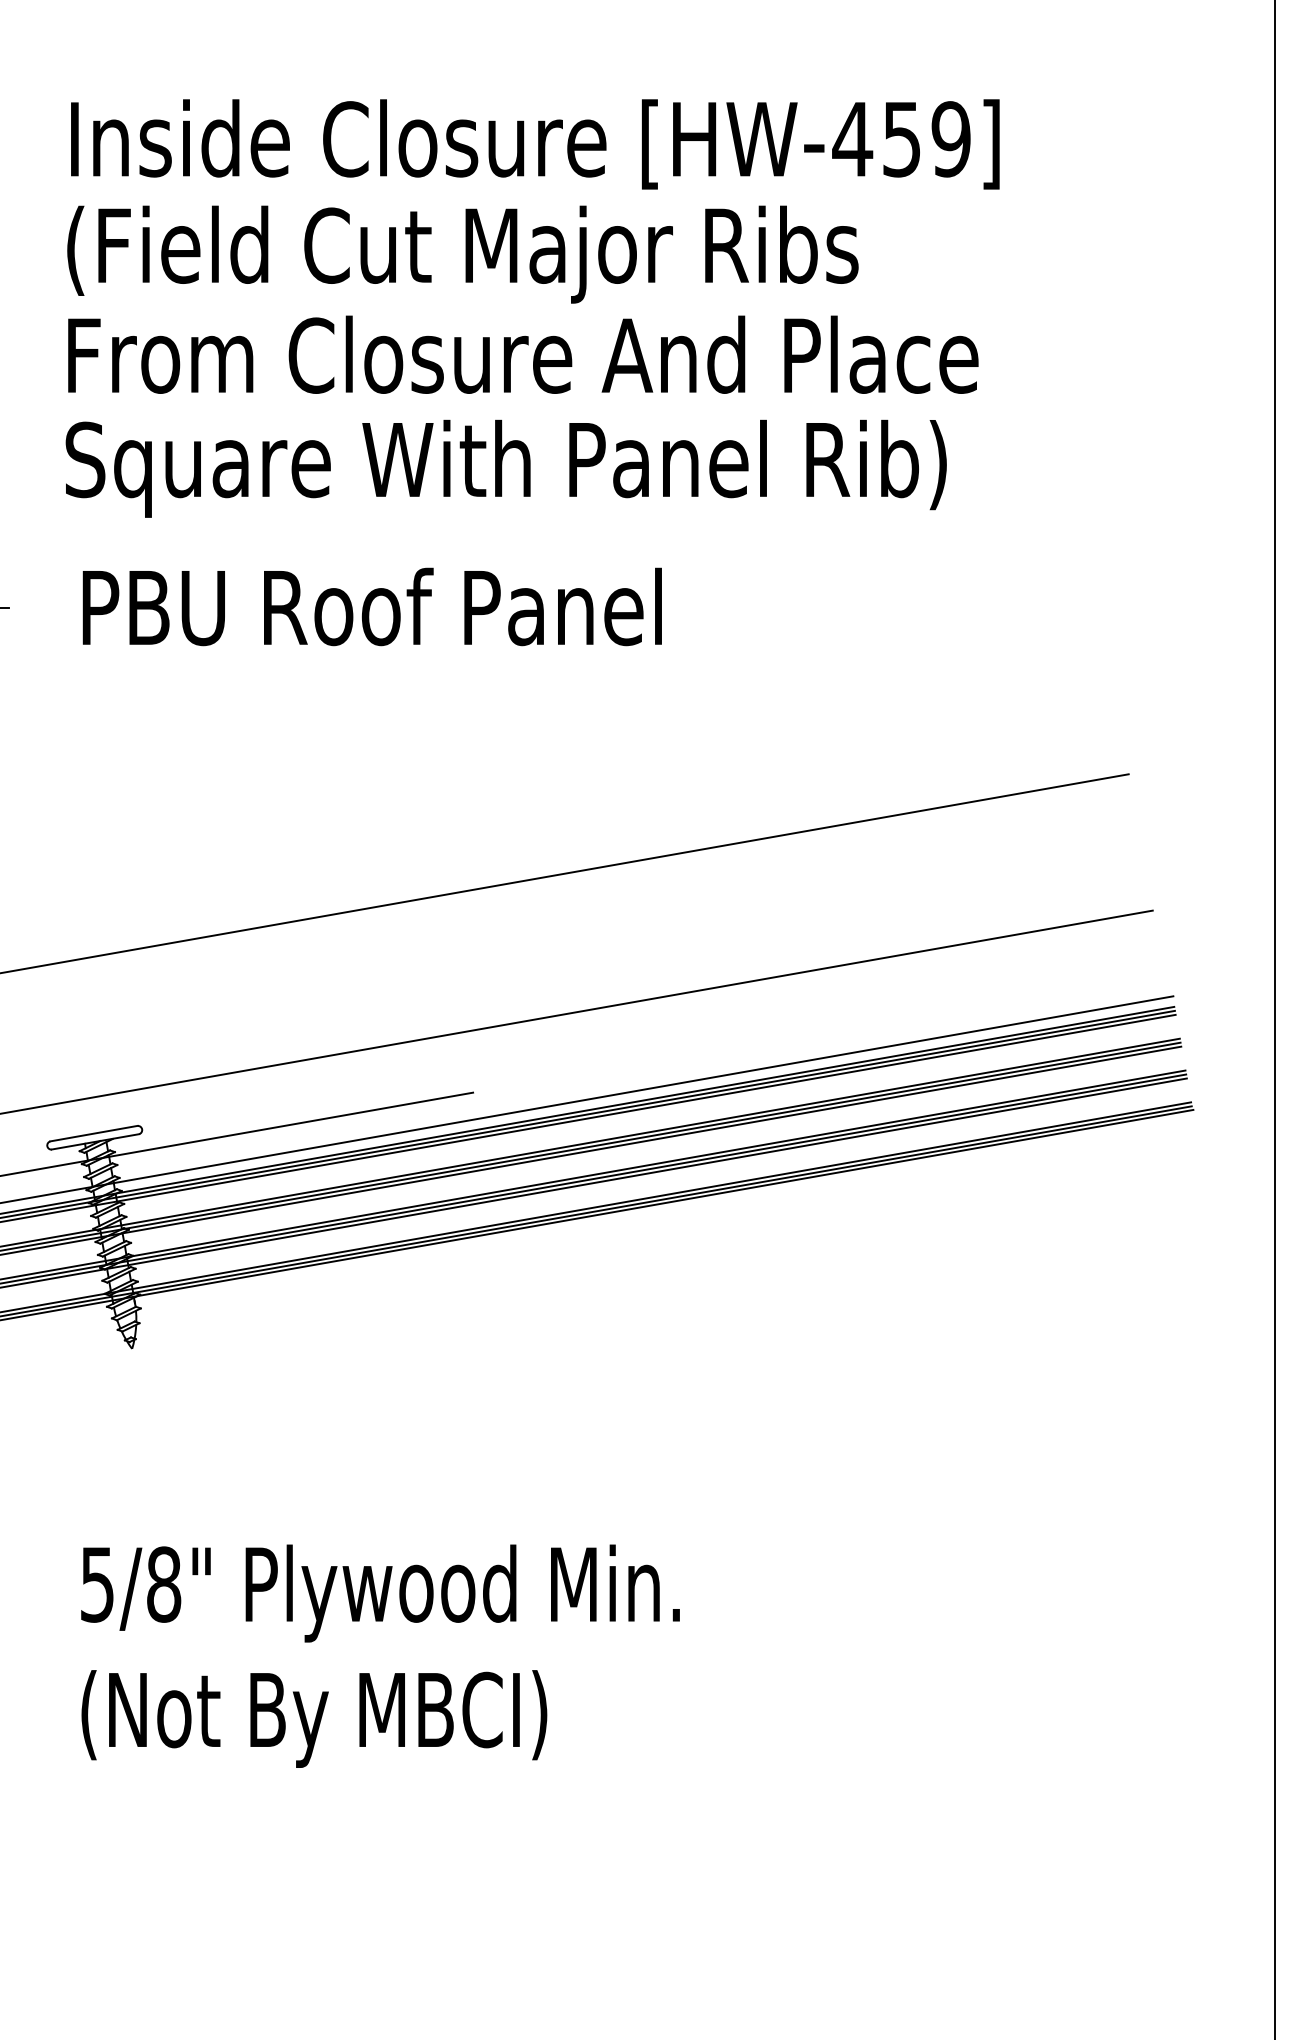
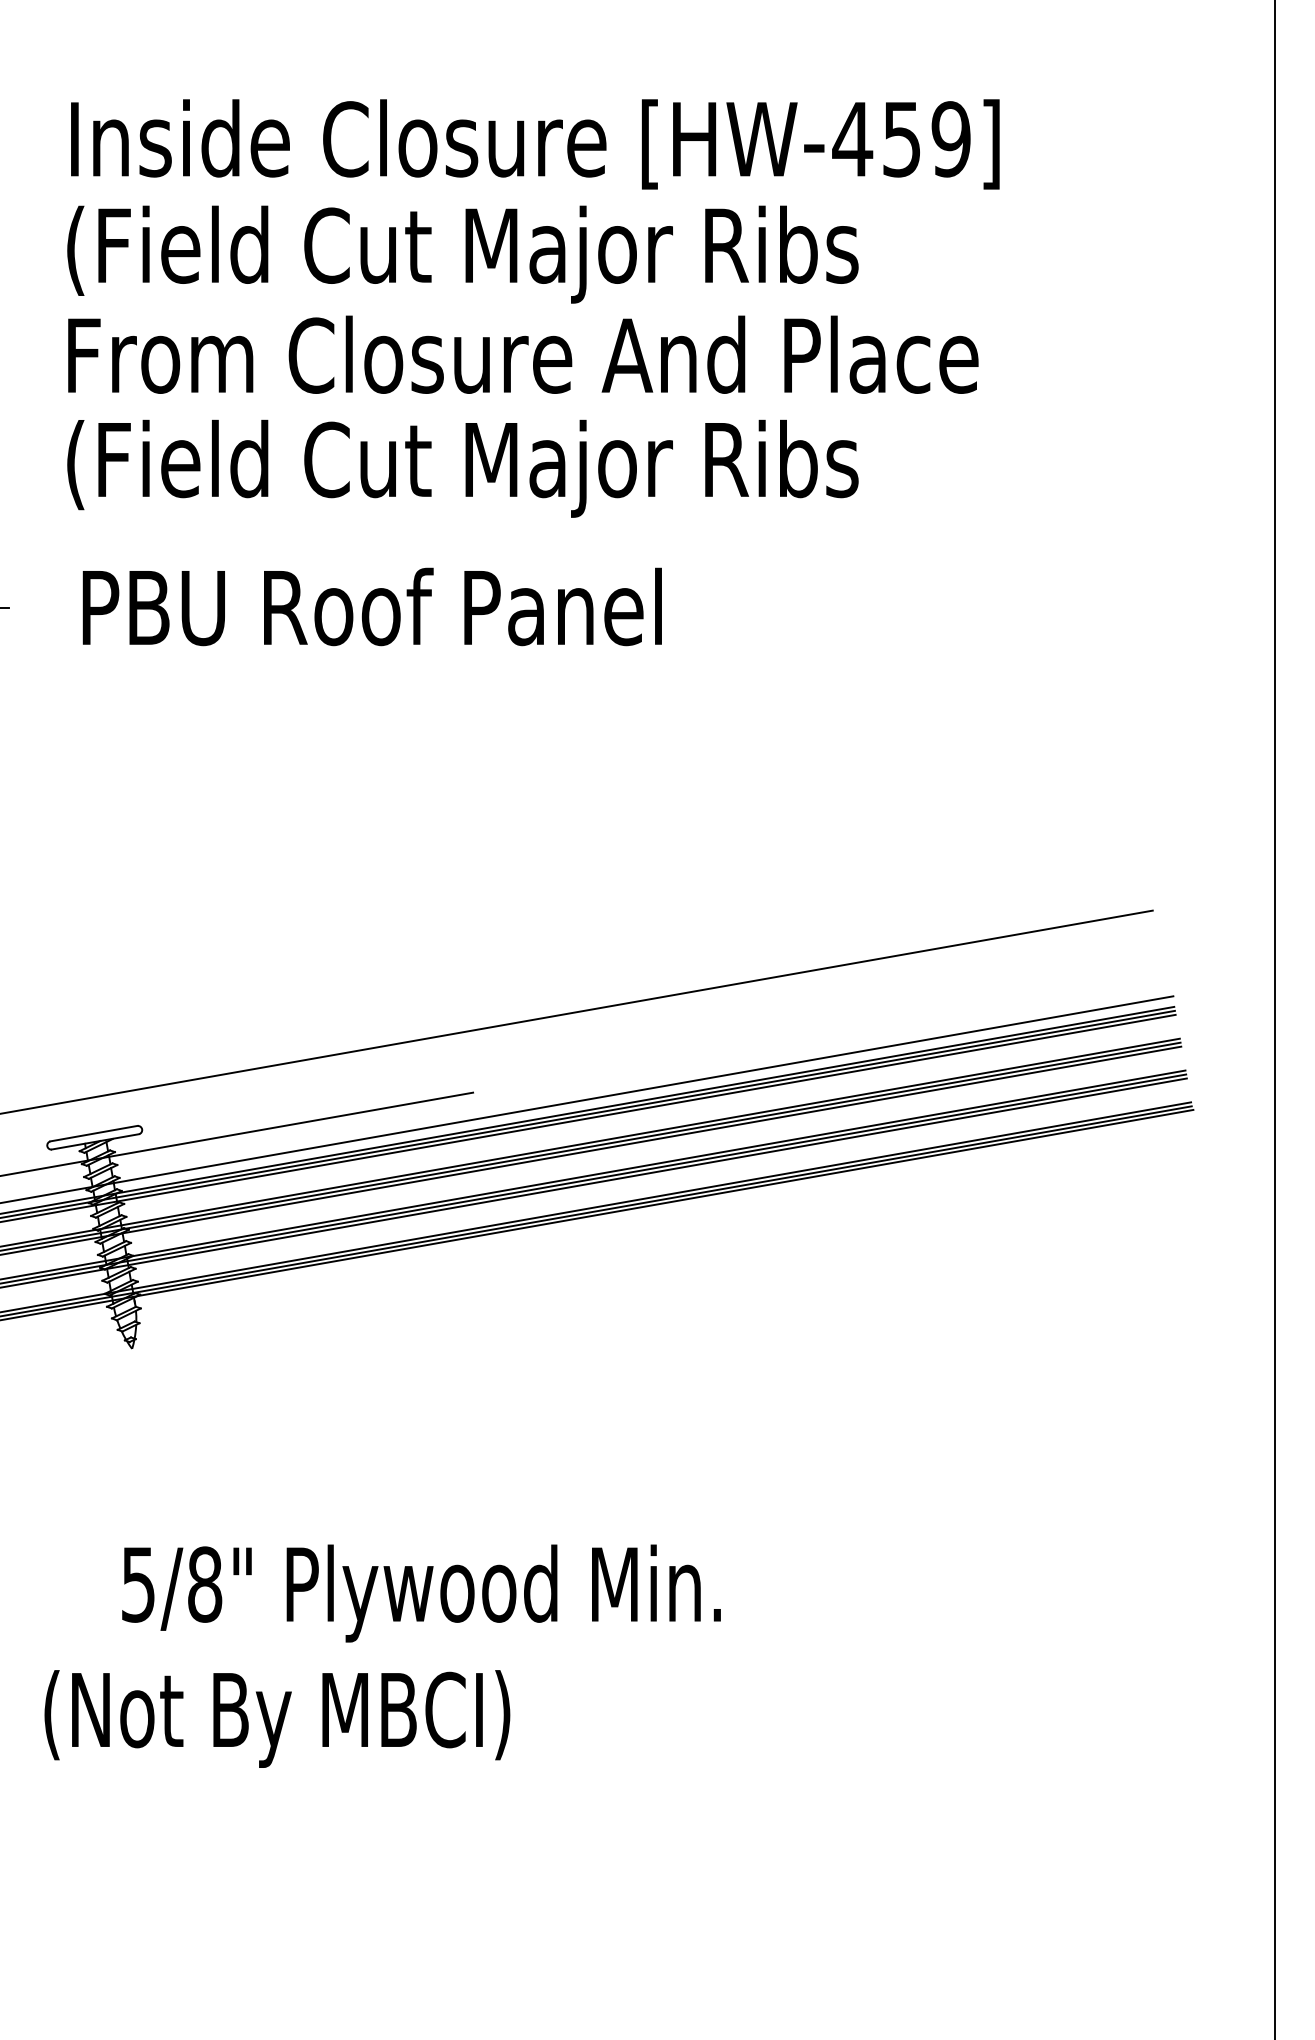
text: Square With Panel Rib) -> (Field Cut Major Ribs (505, 468)
line: present -> none (565, 873)
text position: (380, 1593) -> (421, 1593) (421, 1593)
text position: (314, 1718) -> (277, 1718) (277, 1718)
